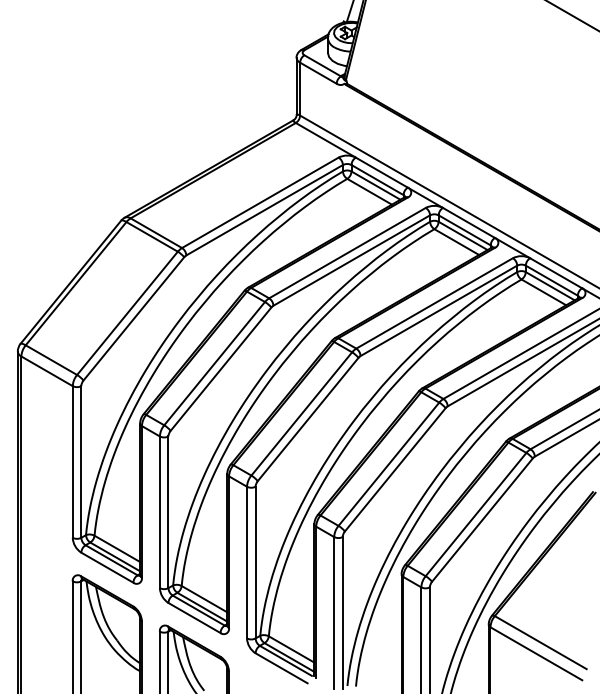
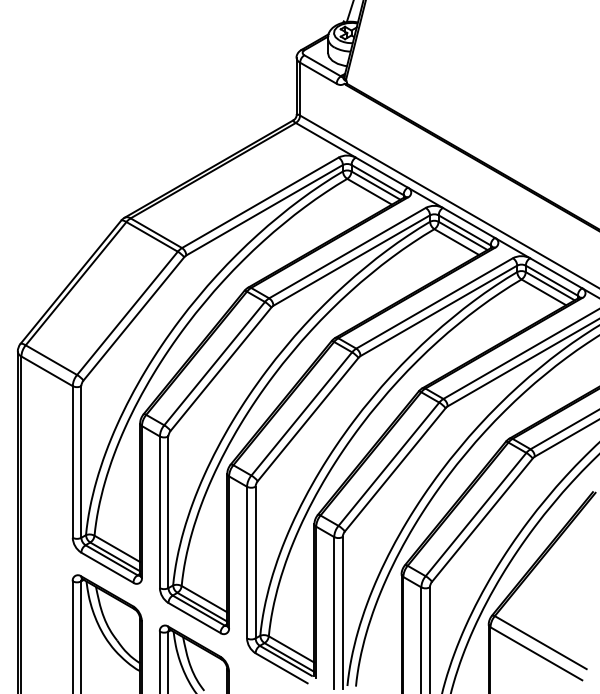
line: present -> none (572, 15)
